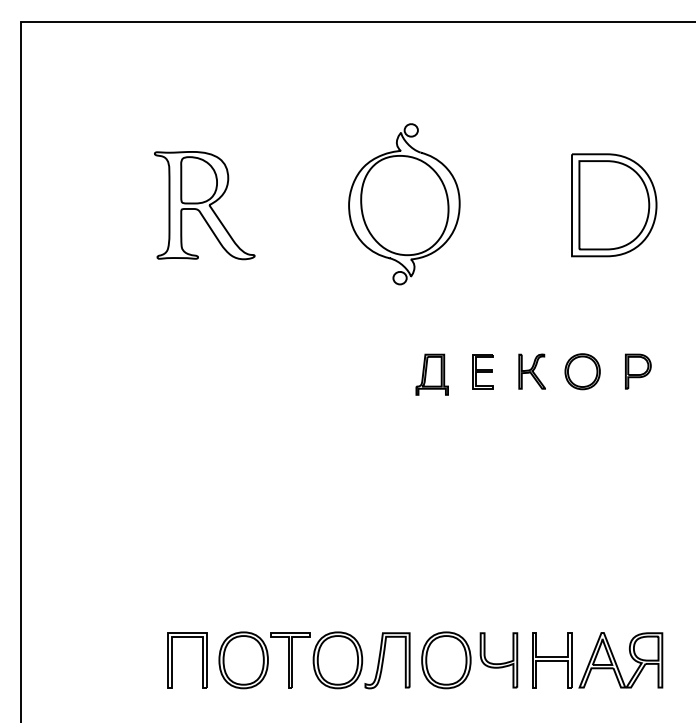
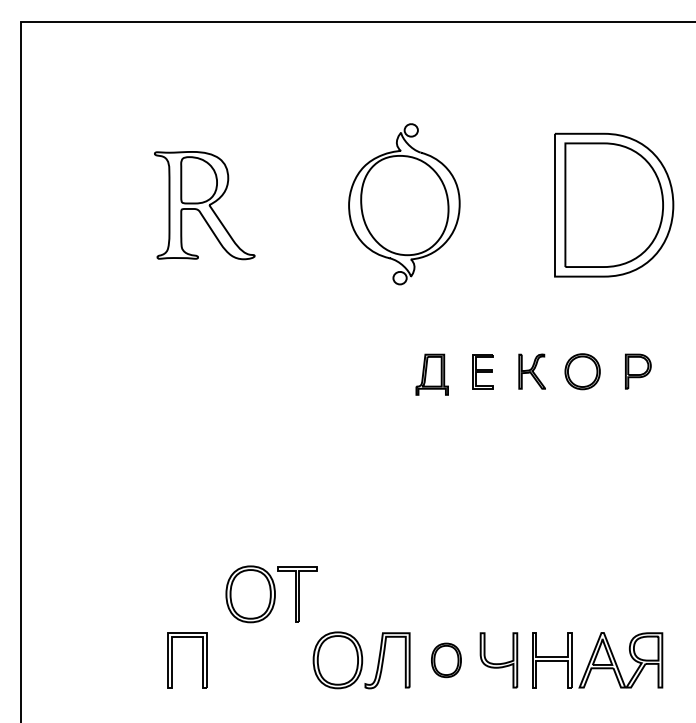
part size: 87x105 px -> 121x146 px (614, 204)
part position: (264, 660) -> (271, 594) (271, 594)
part size: 51x59 px -> 31x37 px (446, 660)
